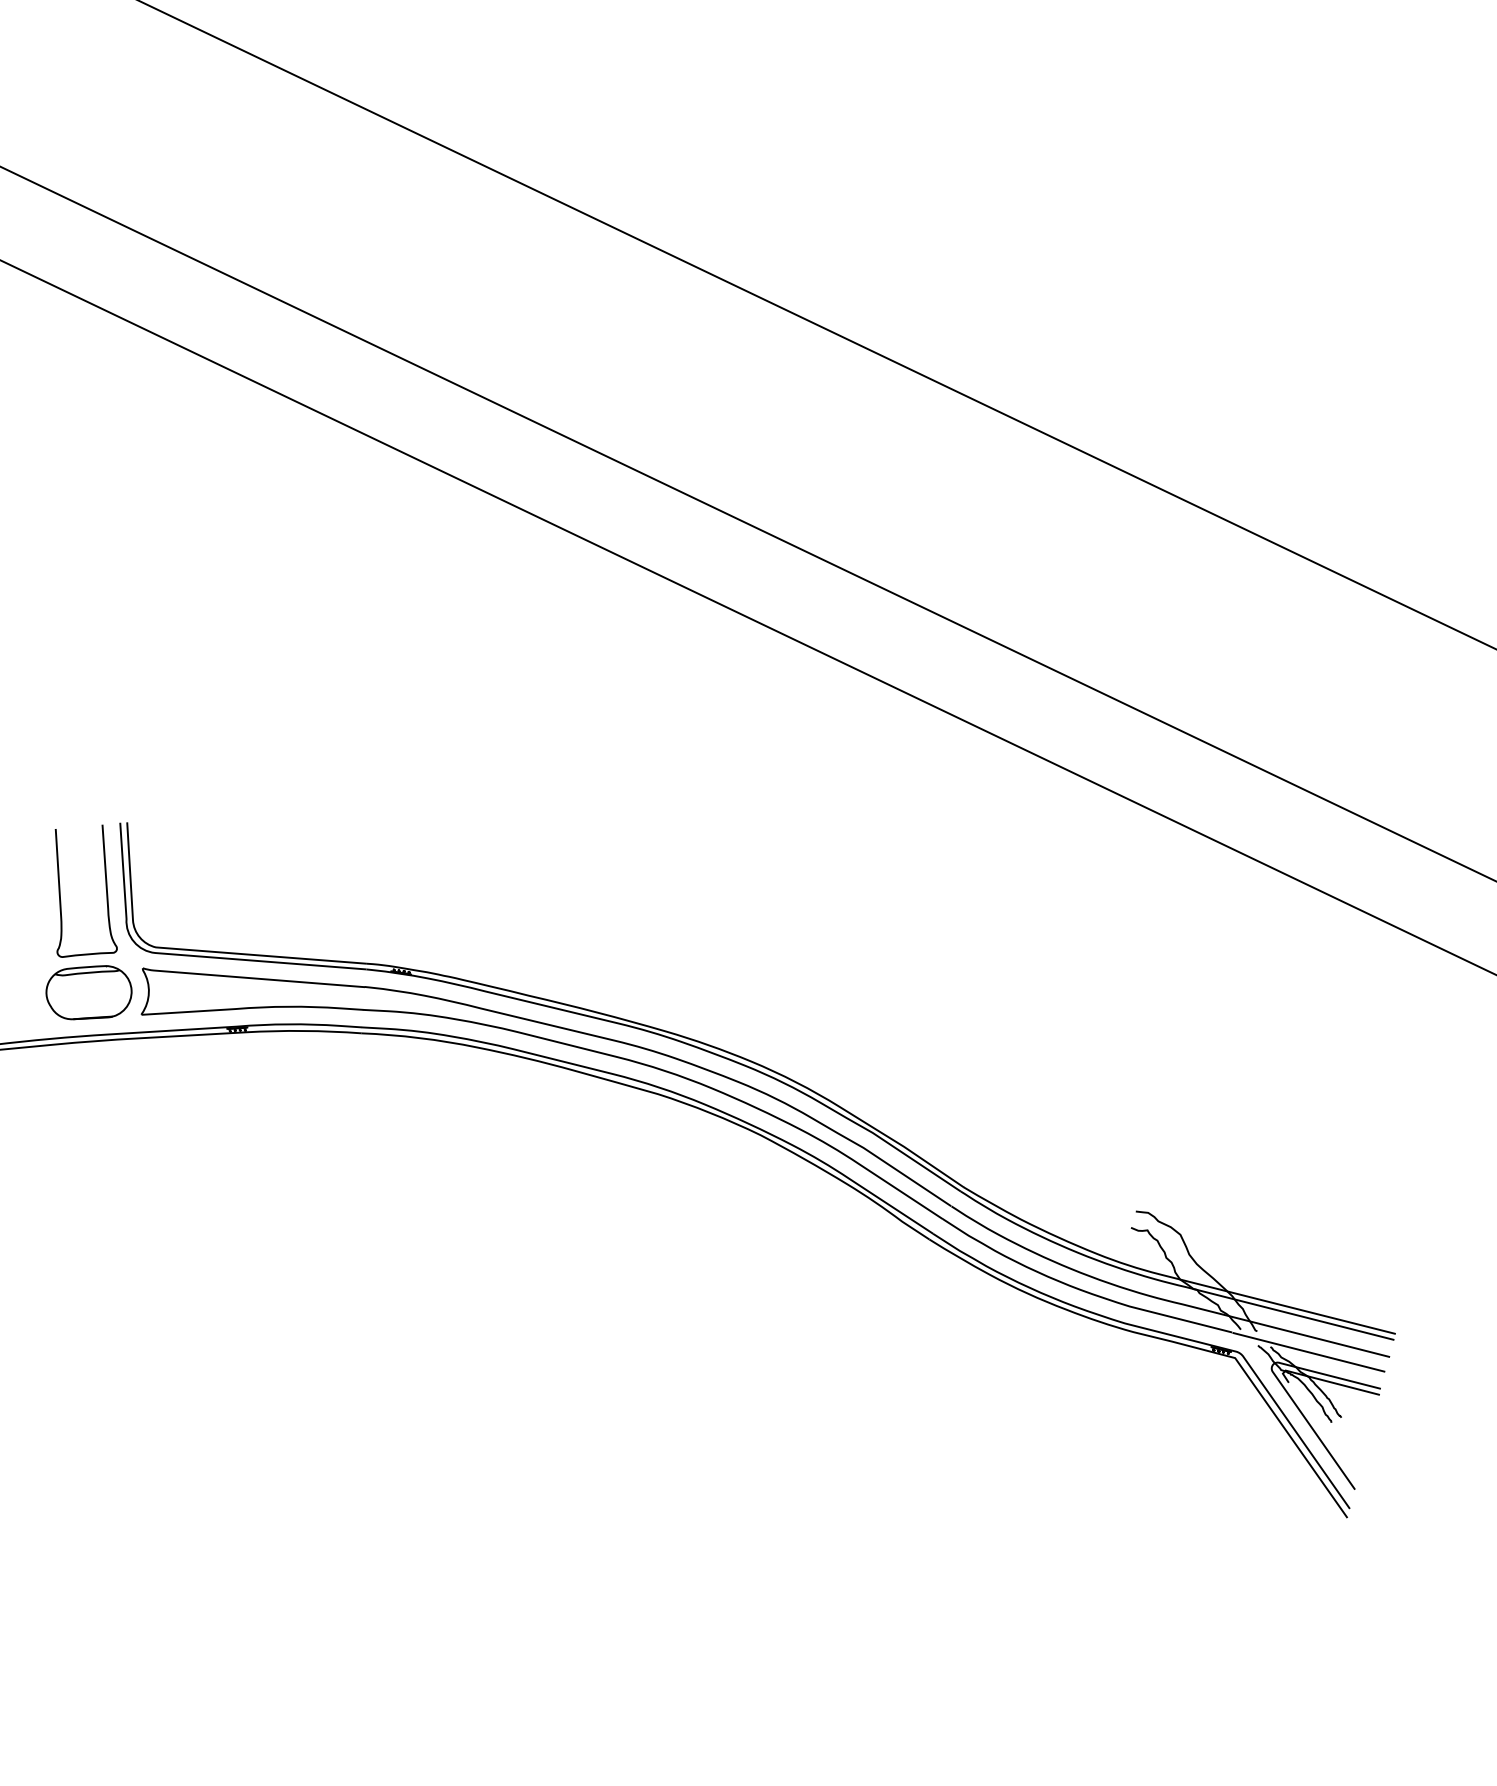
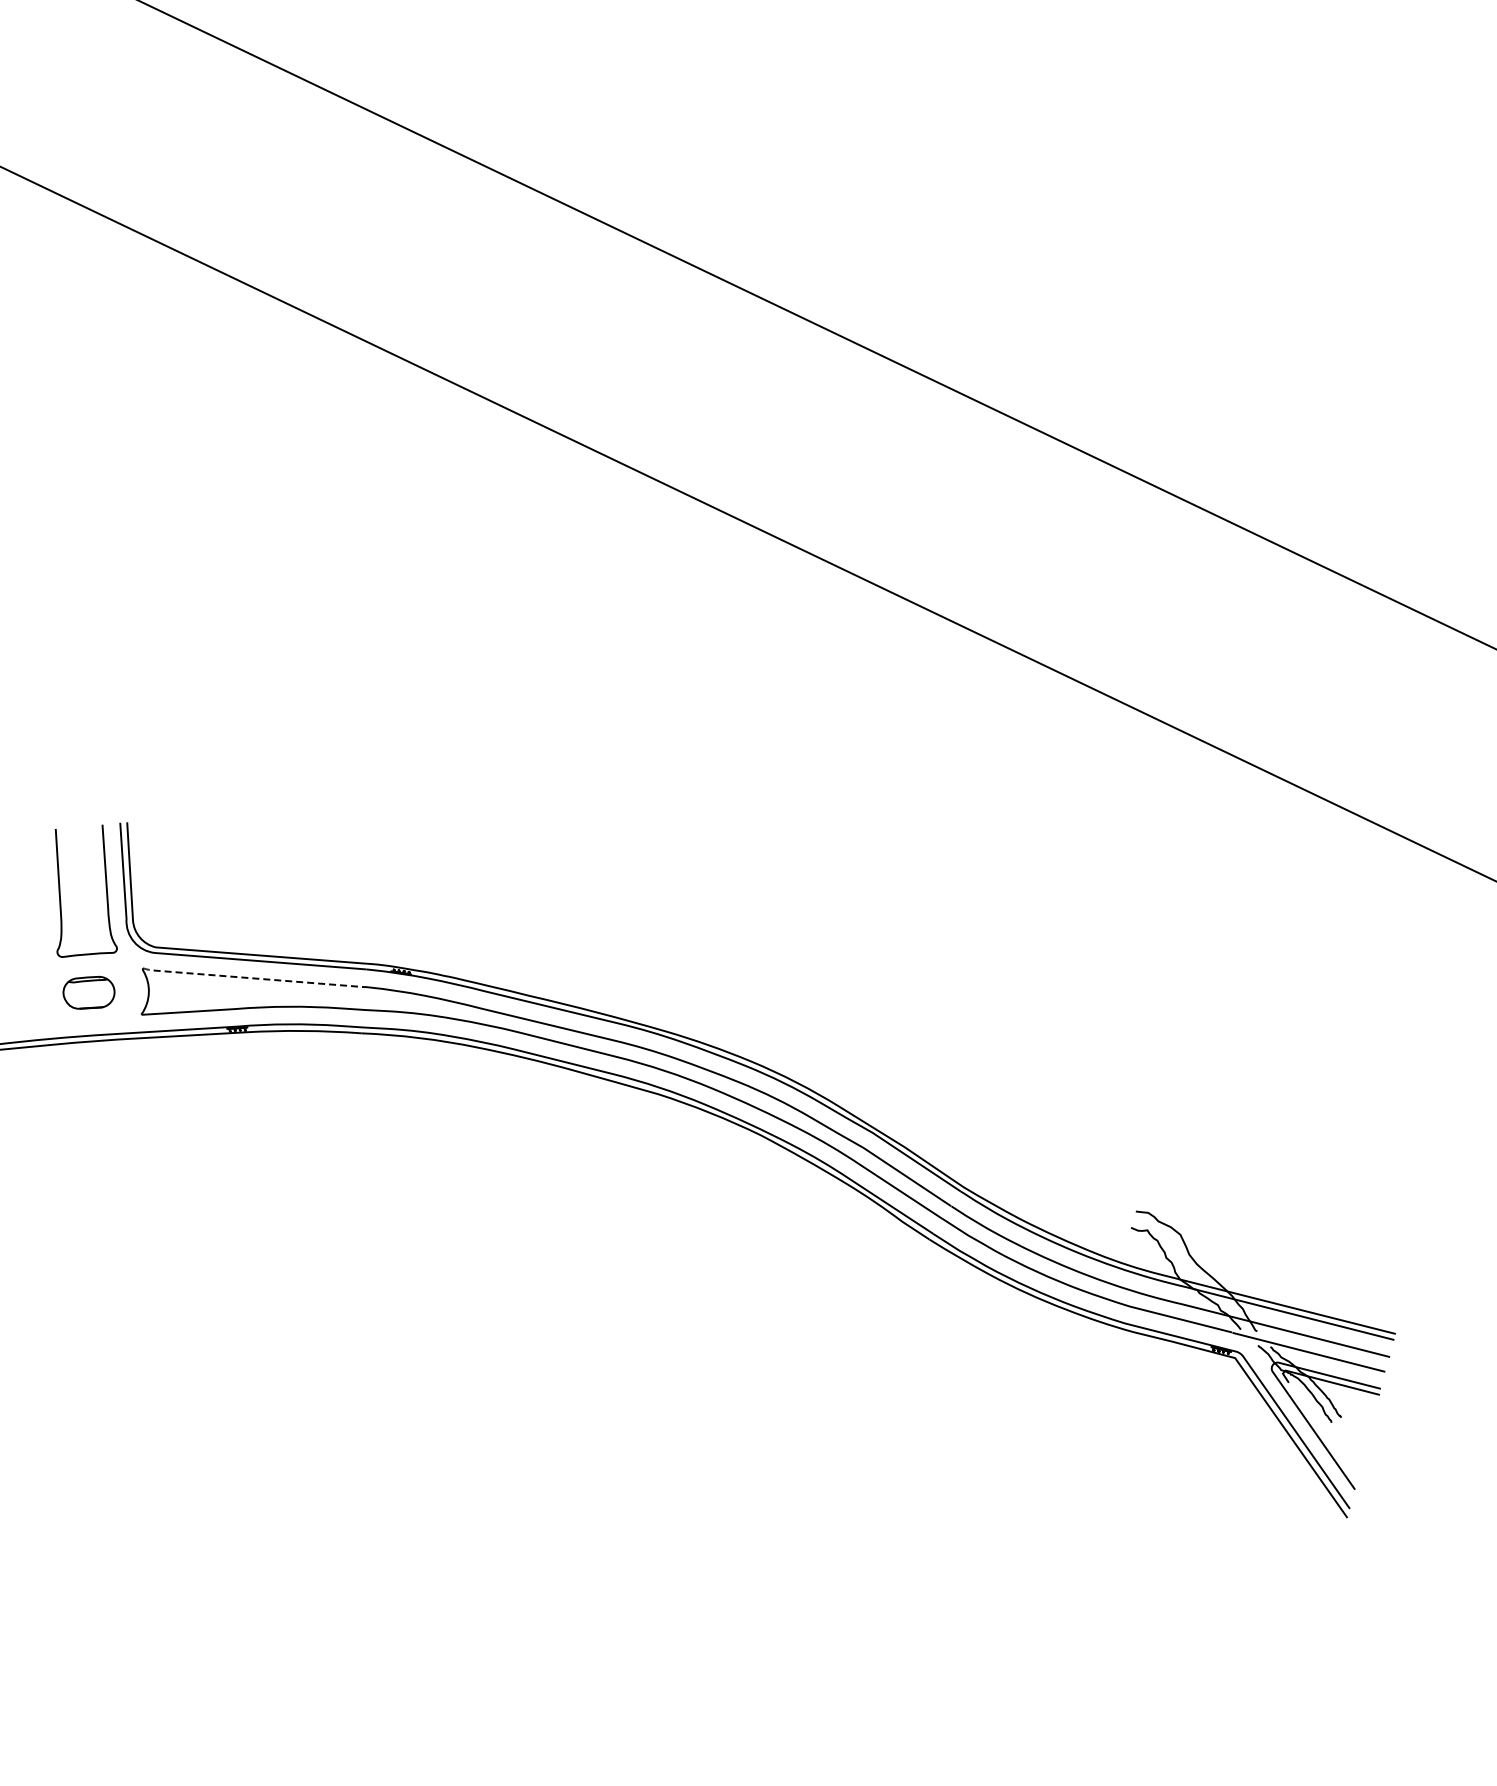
line: present -> none (747, 617)
line: solid -> dashed (251, 978)
part size: 88x56 px -> 54x34 px (88, 992)
